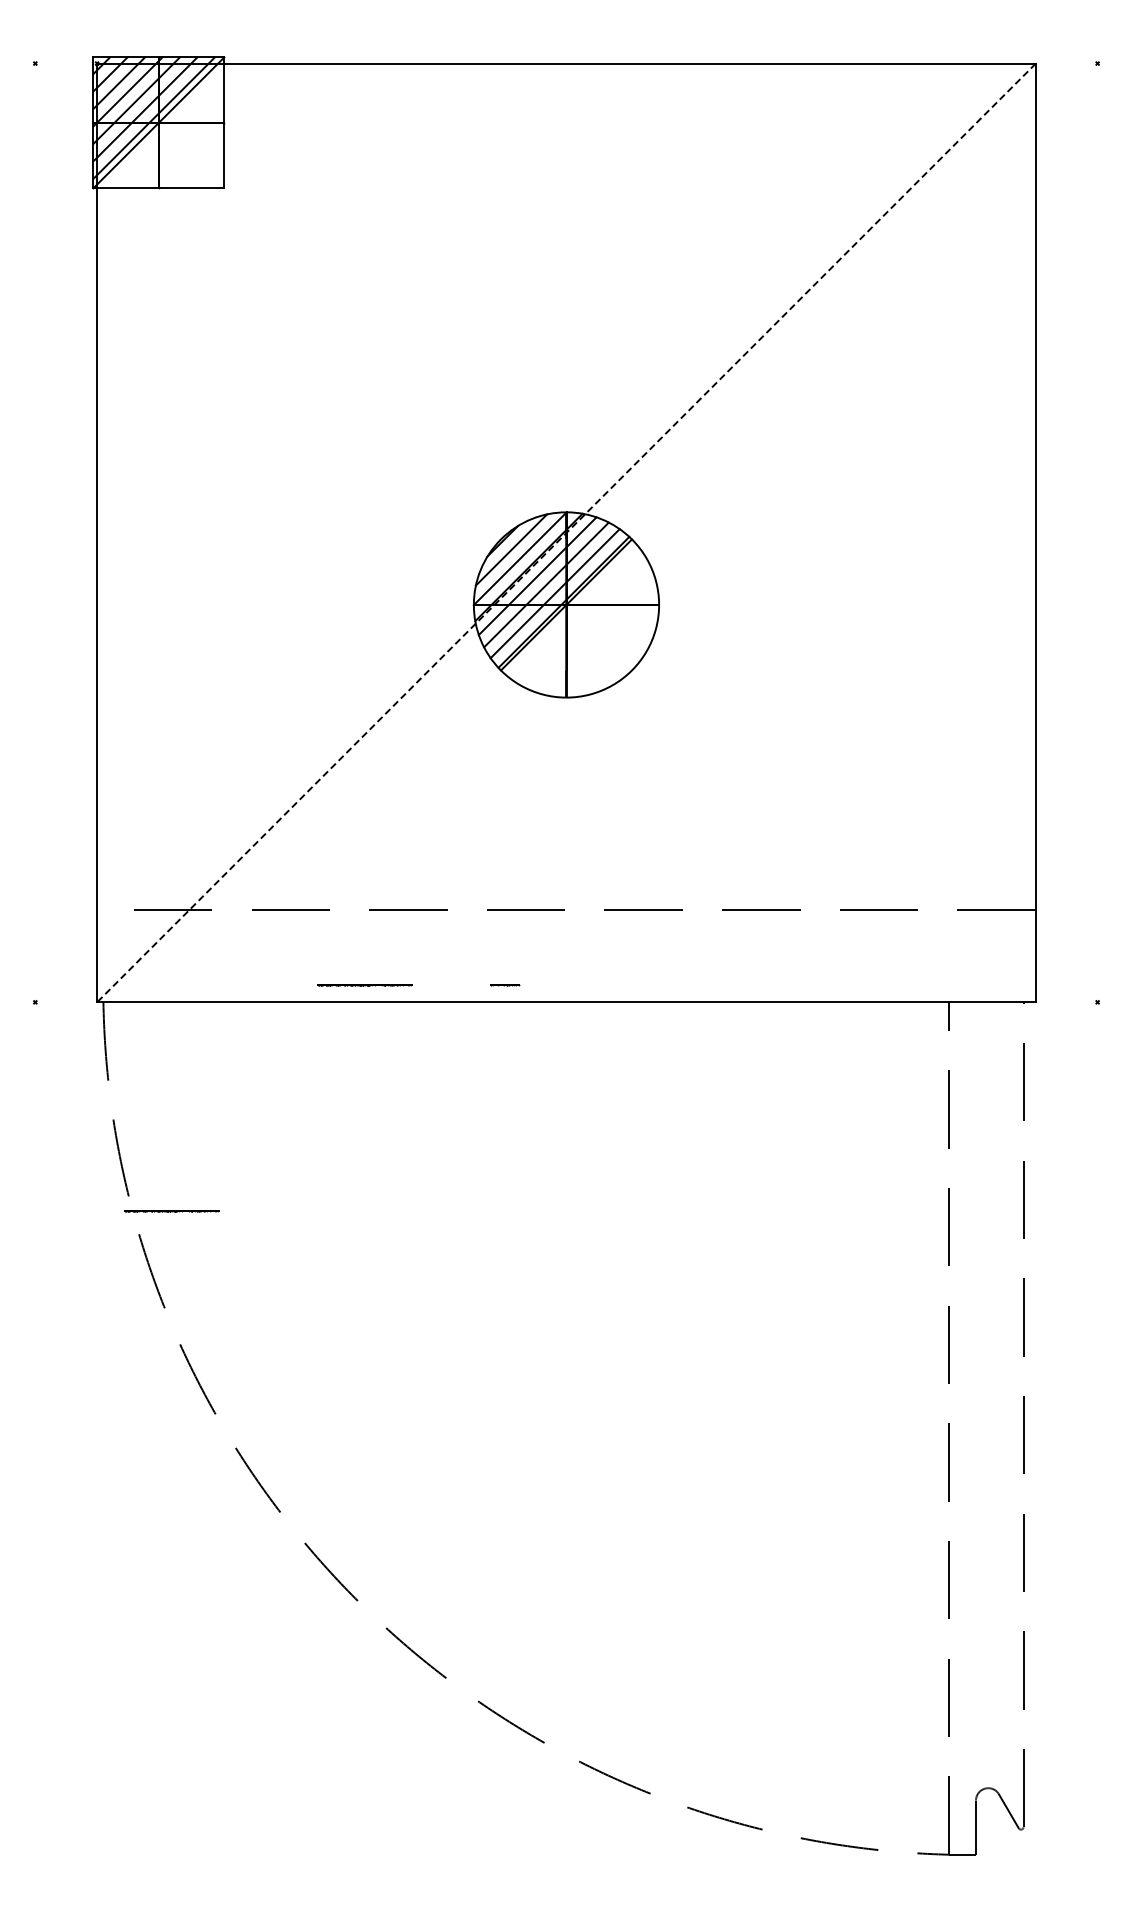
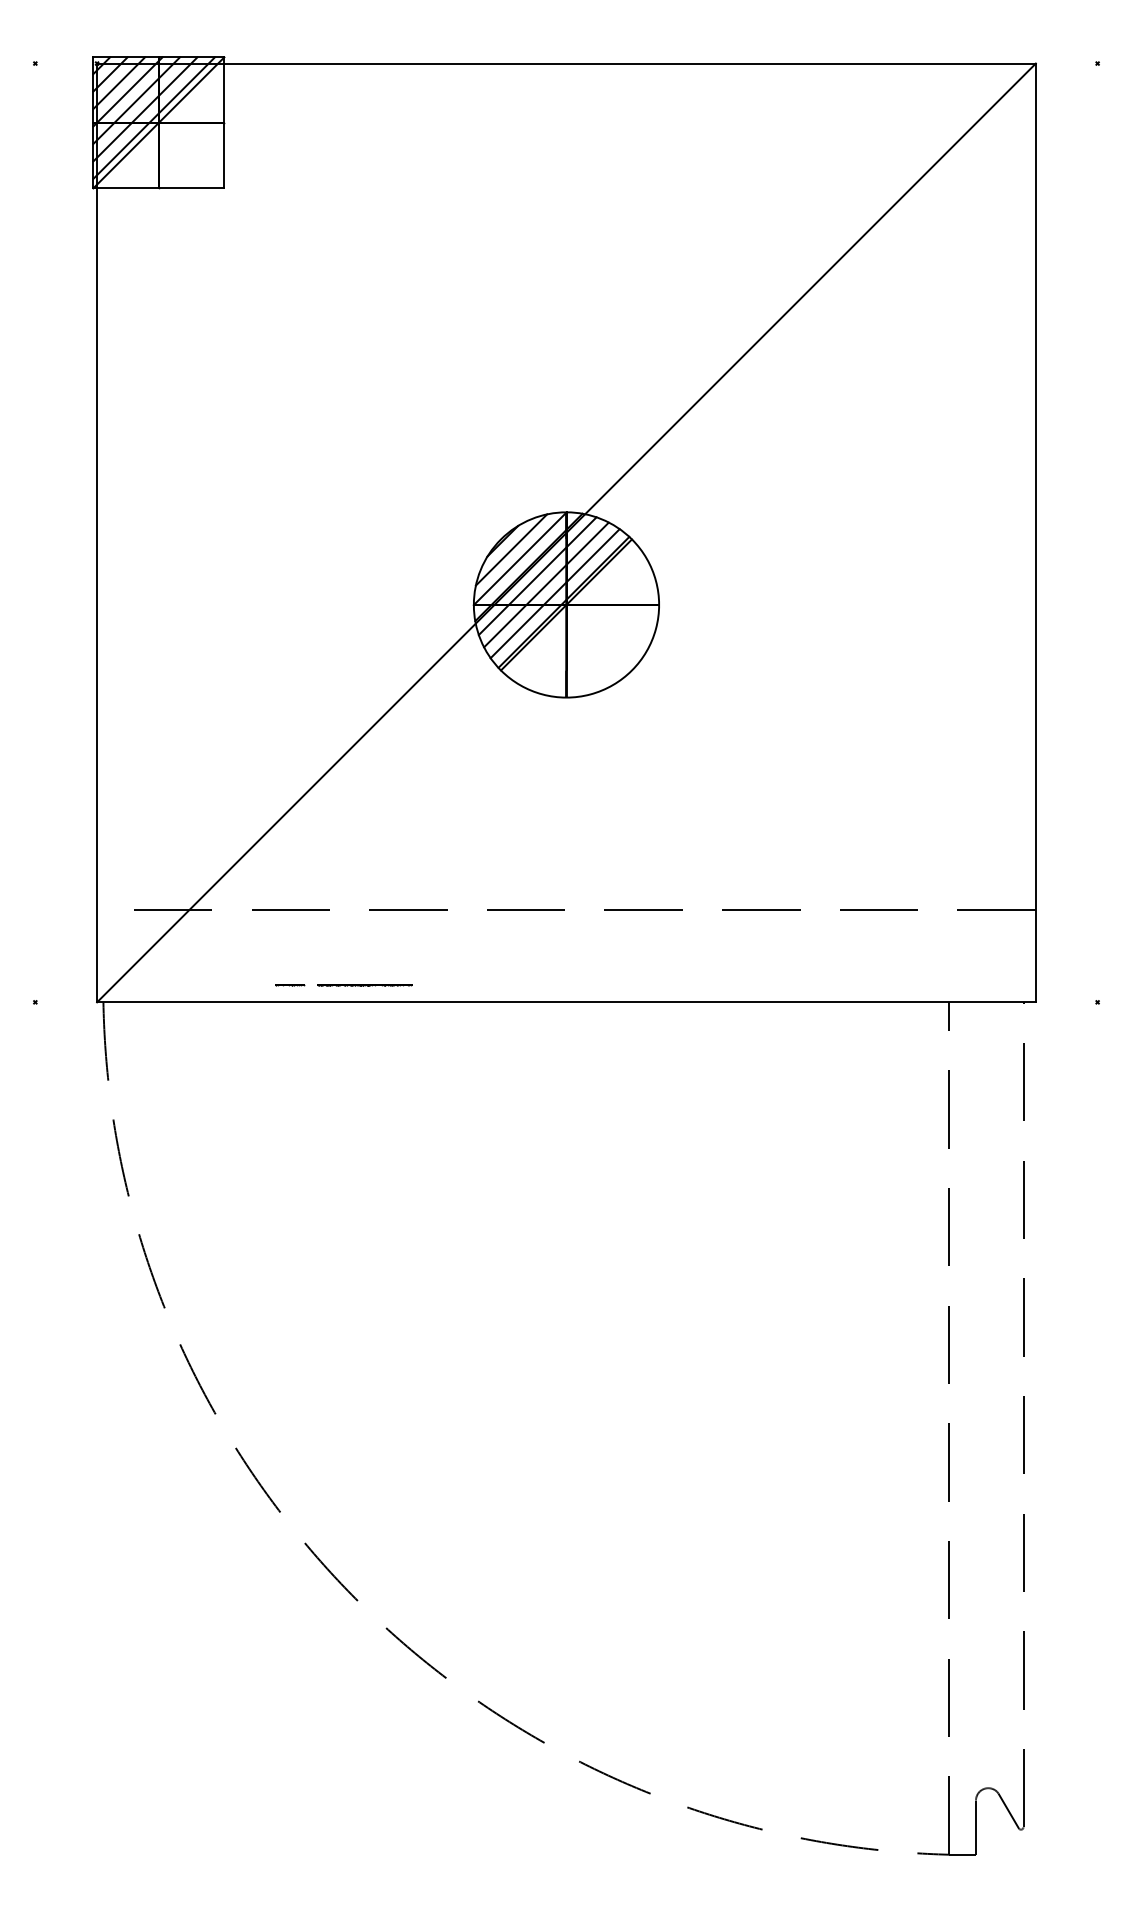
line: dashed -> solid (566, 532)
line position: (505, 985) -> (290, 985) (290, 985)
line: present -> none (171, 1211)
